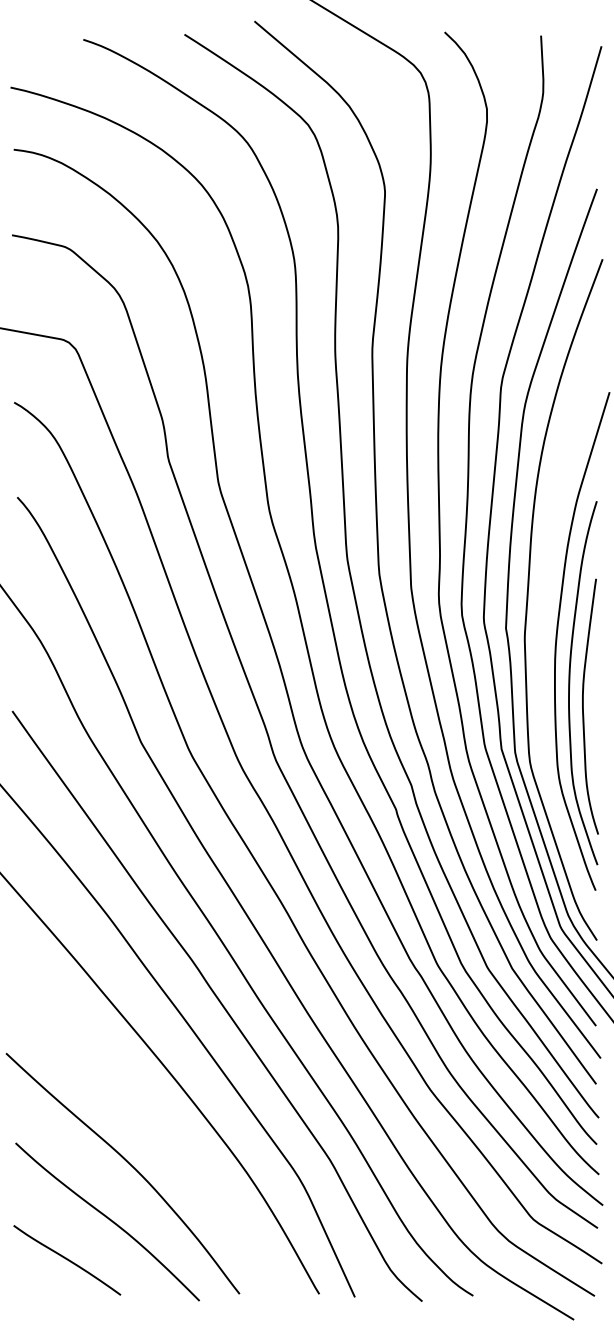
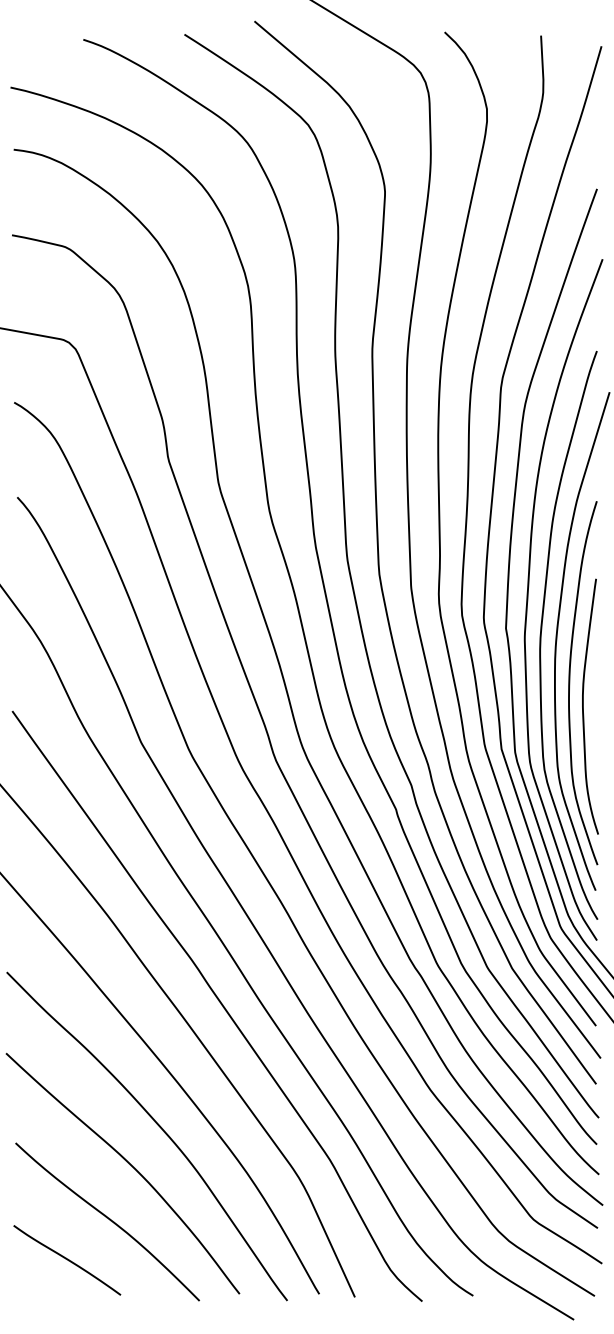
curve: none -> present (542, 629)
curve: none -> present (157, 1125)
